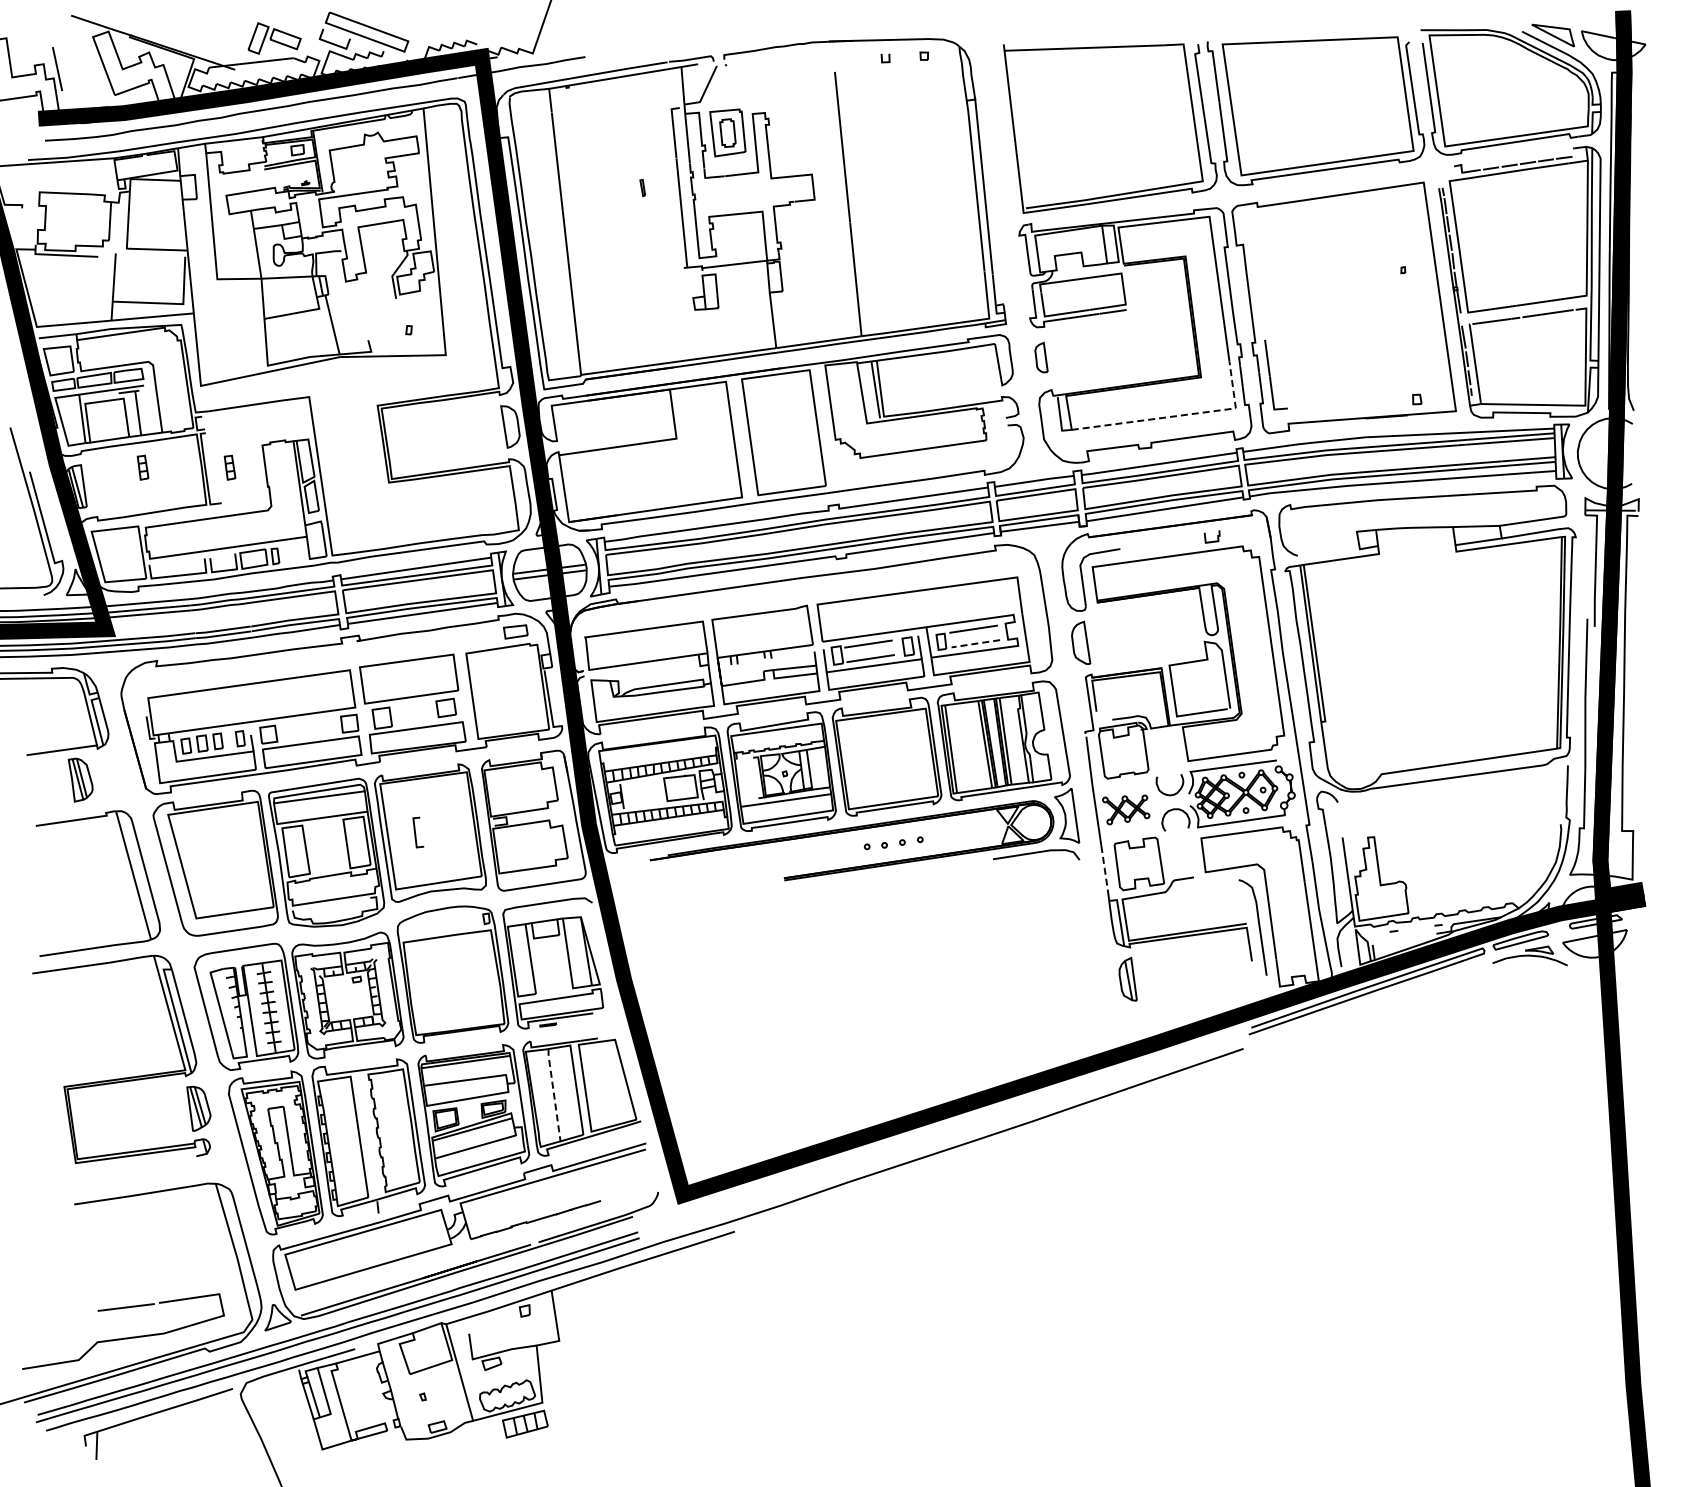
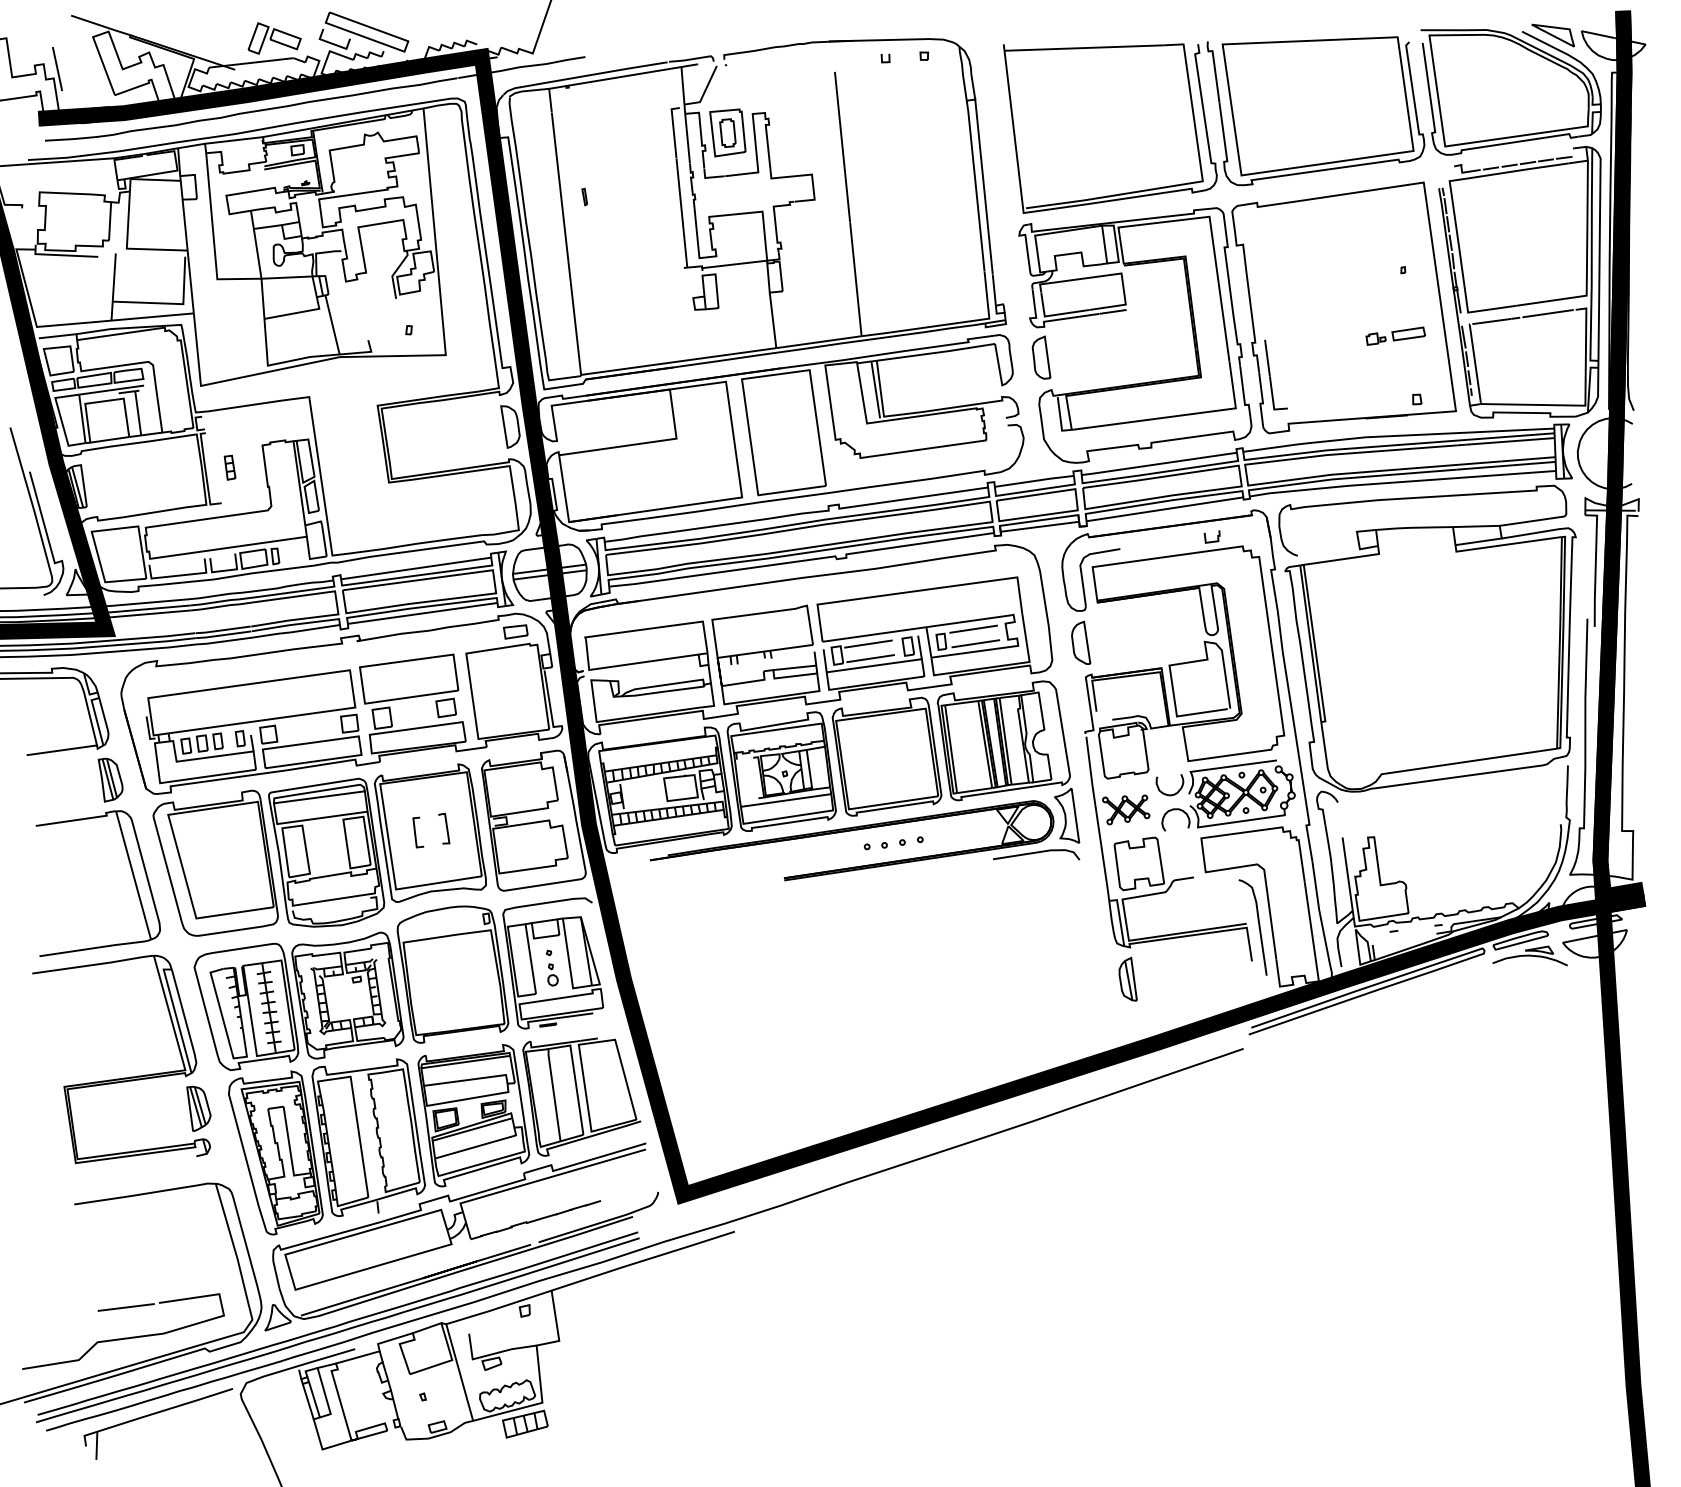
part position: (642, 187) -> (584, 196) (584, 196)
part: none -> present (1395, 335)
part size: 15x33 px -> 21x45 px (1041, 357)
line: dashed -> solid (1178, 415)
part: present -> none (142, 467)
line: dashed -> solid (975, 643)
part position: (80, 779) -> (110, 779) (110, 779)
line: none -> present (446, 828)
line: dashed -> solid (1104, 868)
part: none -> present (552, 967)
line: dashed -> solid (554, 1095)
